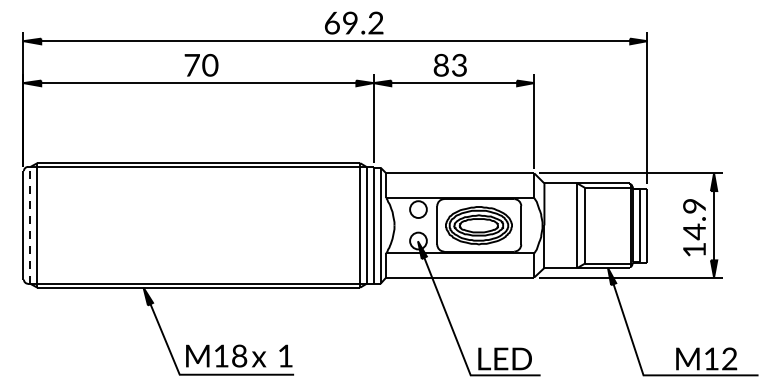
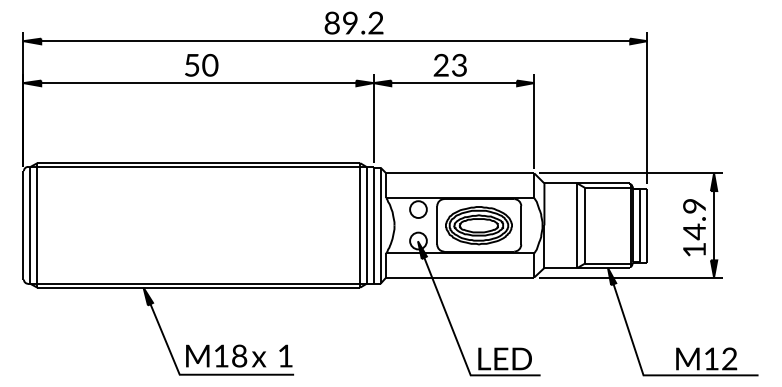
text: 69.2 -> 89.2 (331, 22)
text: 70 -> 50 (191, 65)
text: 83 -> 23 (440, 66)
line: dashed -> solid (30, 224)
